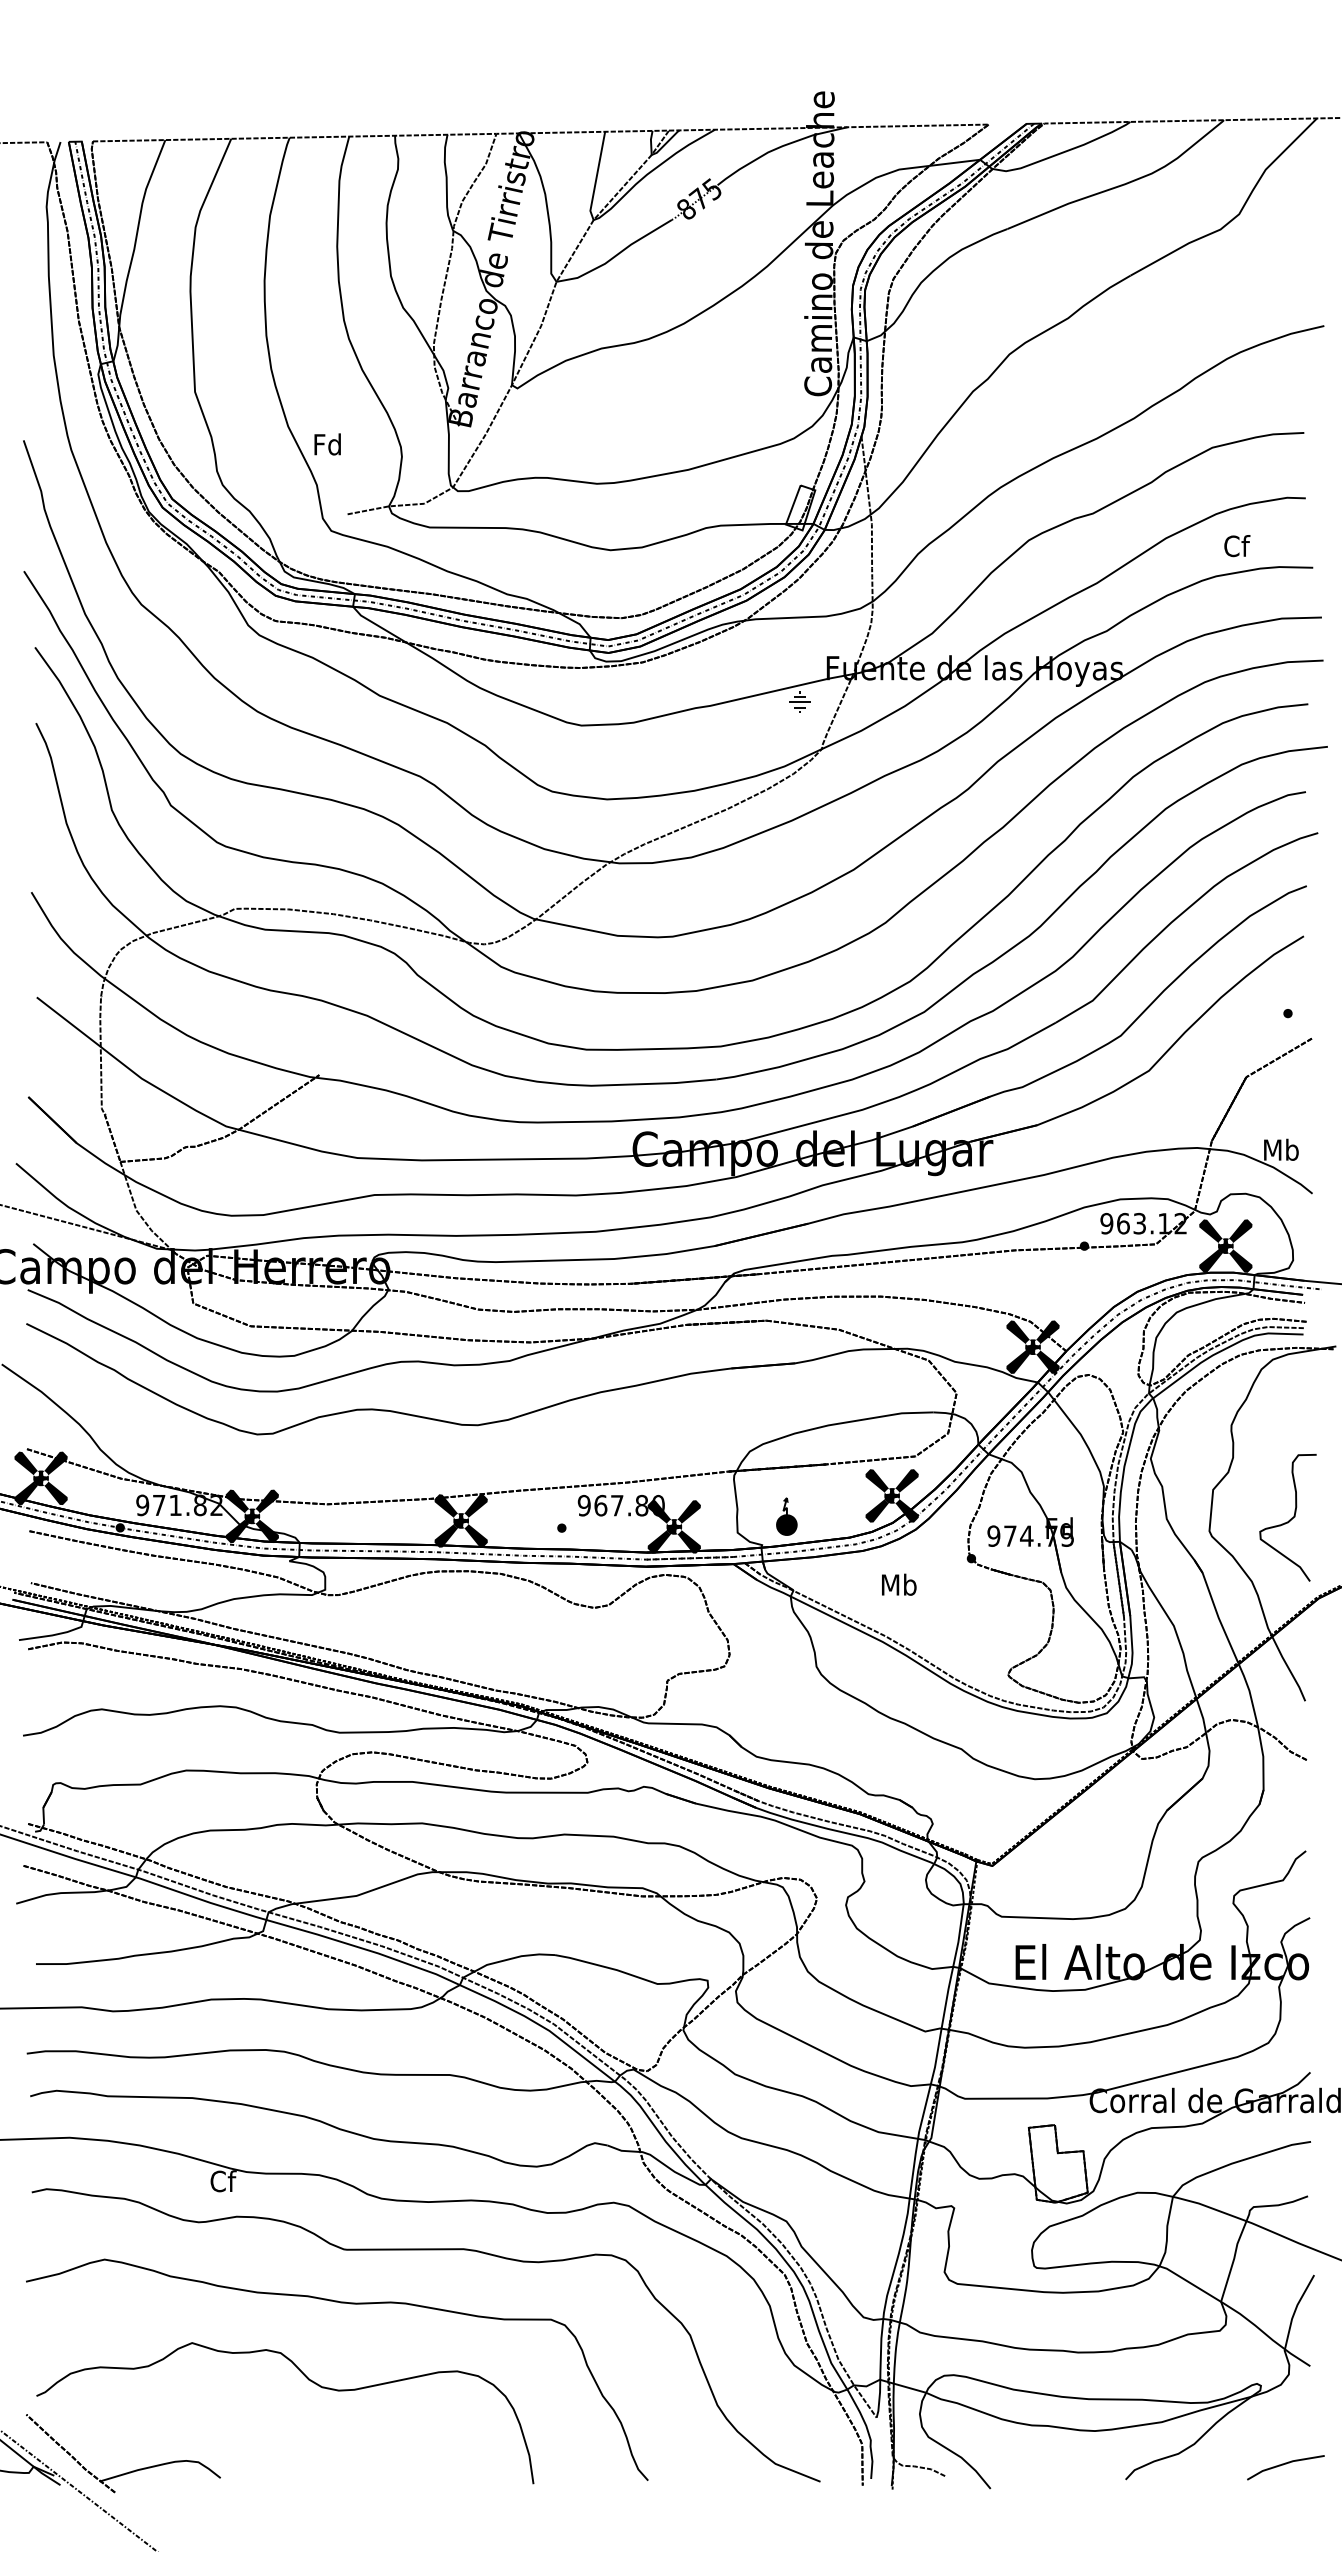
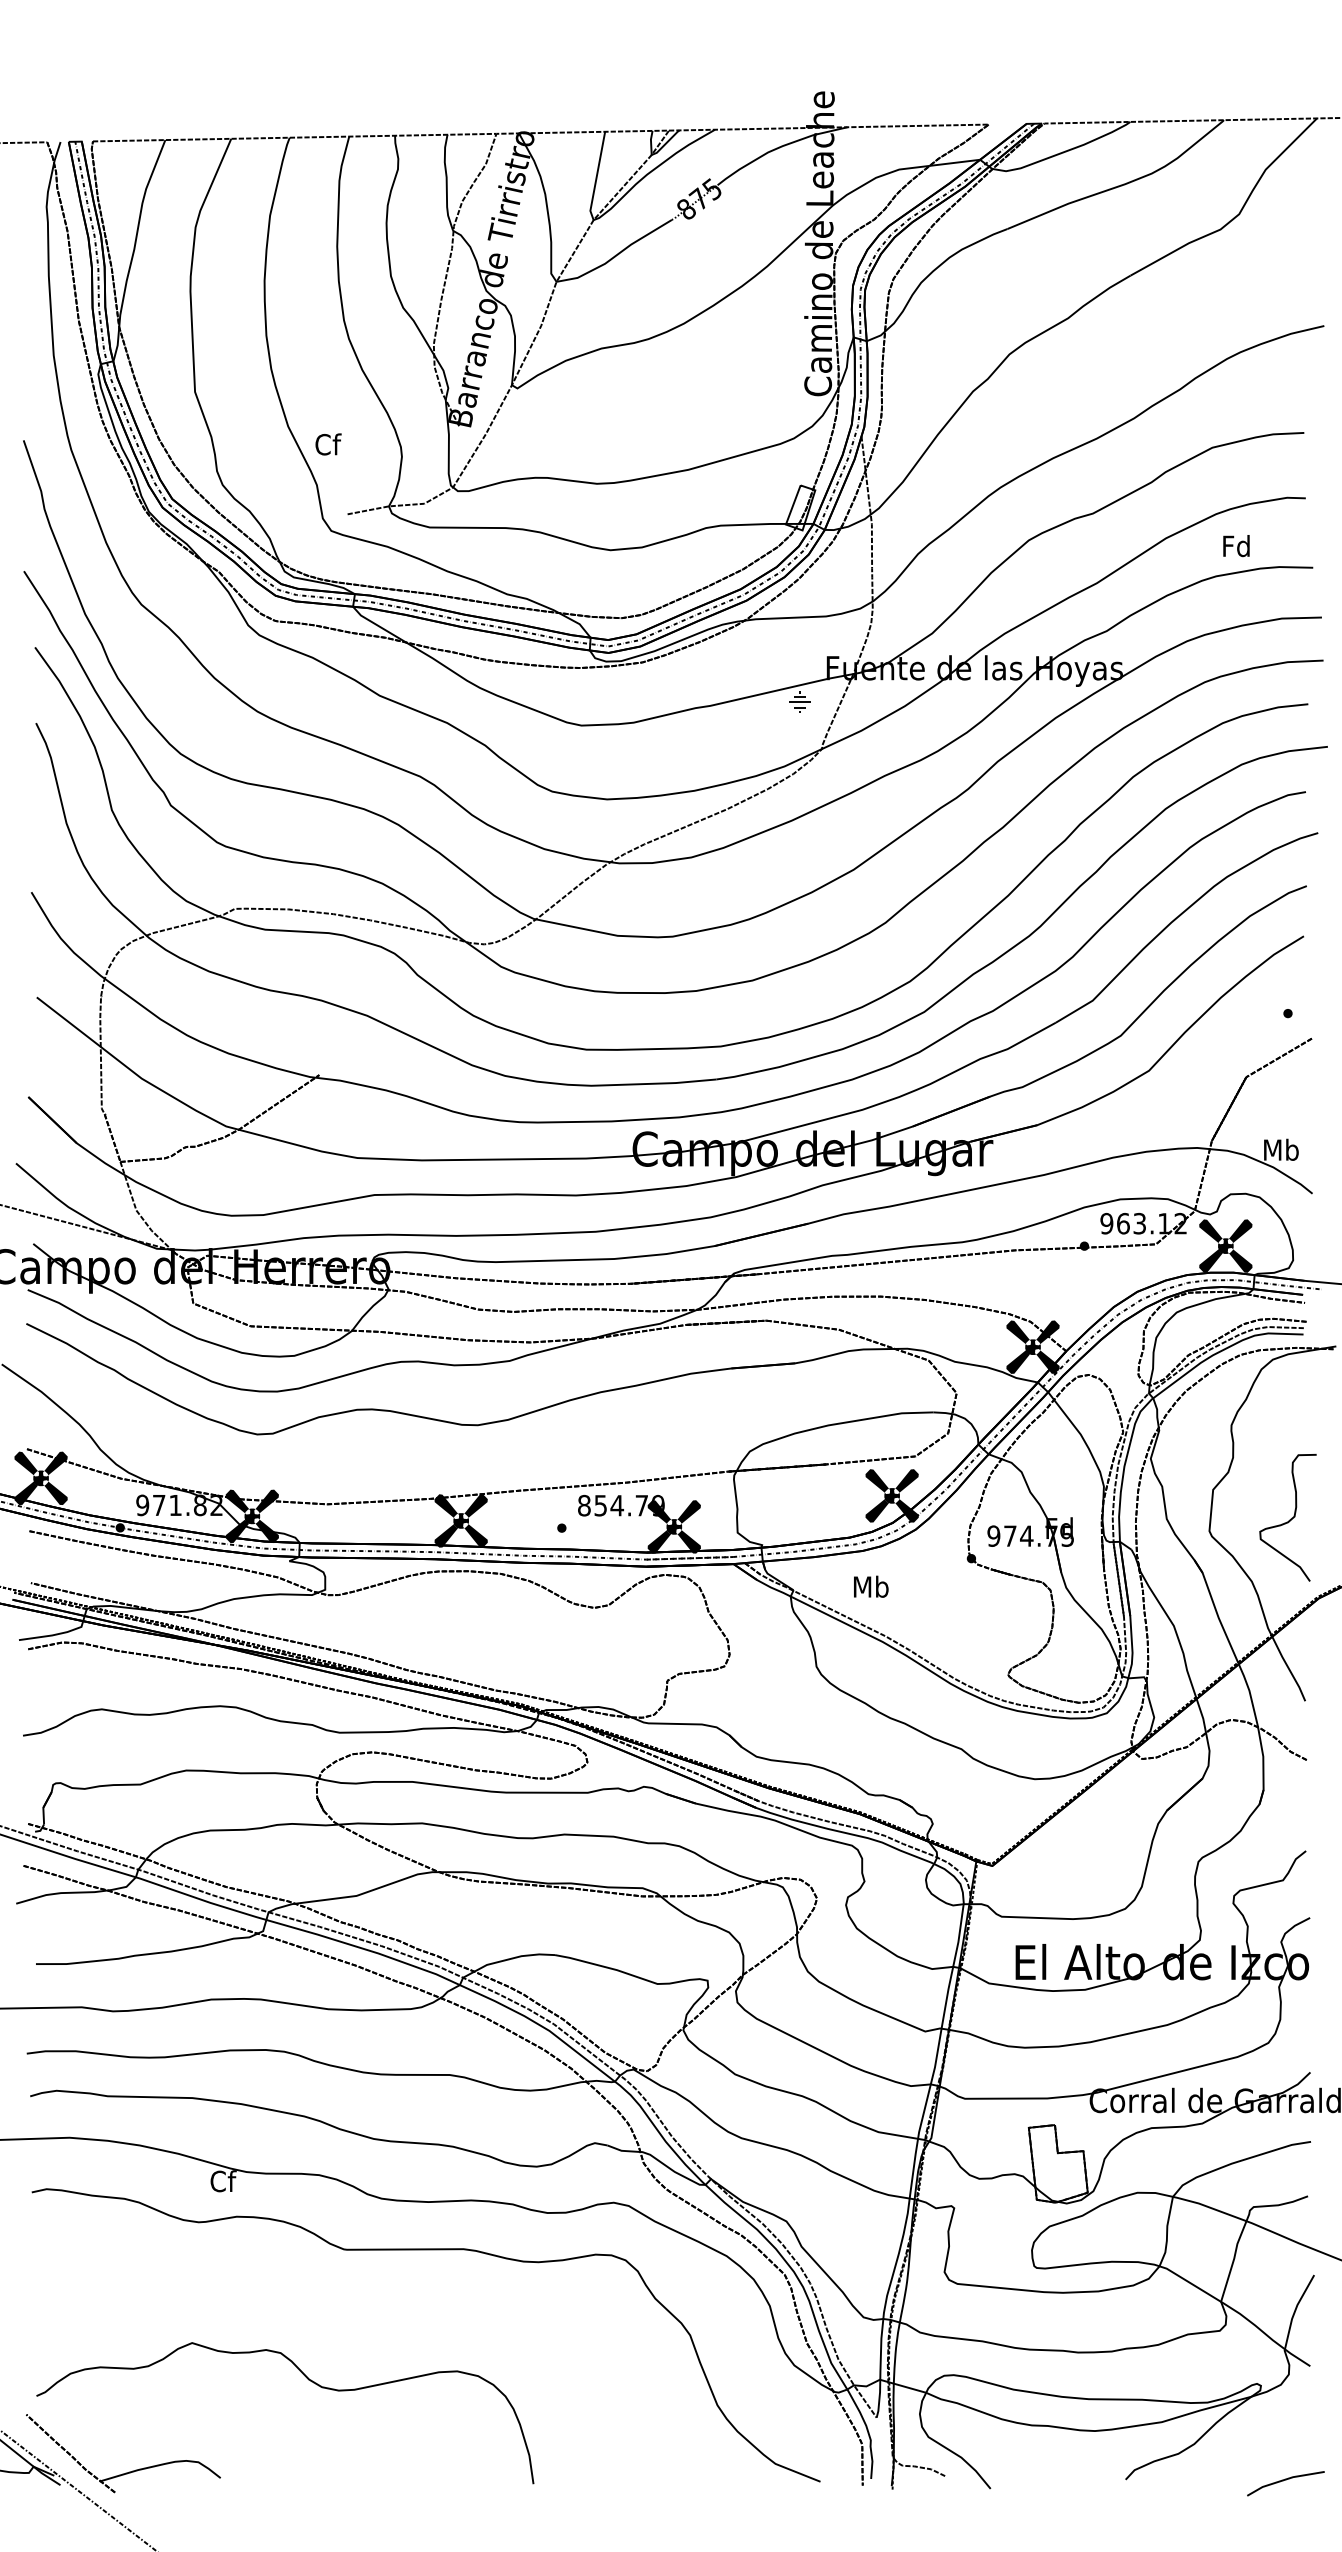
text: Fd -> Cf (327, 444)
text: Cf -> Fd (1236, 546)
text: 967.80 -> 854.79 (620, 1505)
part: present -> none (786, 1516)
text position: (899, 1584) -> (871, 1586) (871, 1586)
curve: present -> none (340, 2303)
line position: (1283, 2465) -> (1283, 2481) (1283, 2481)
